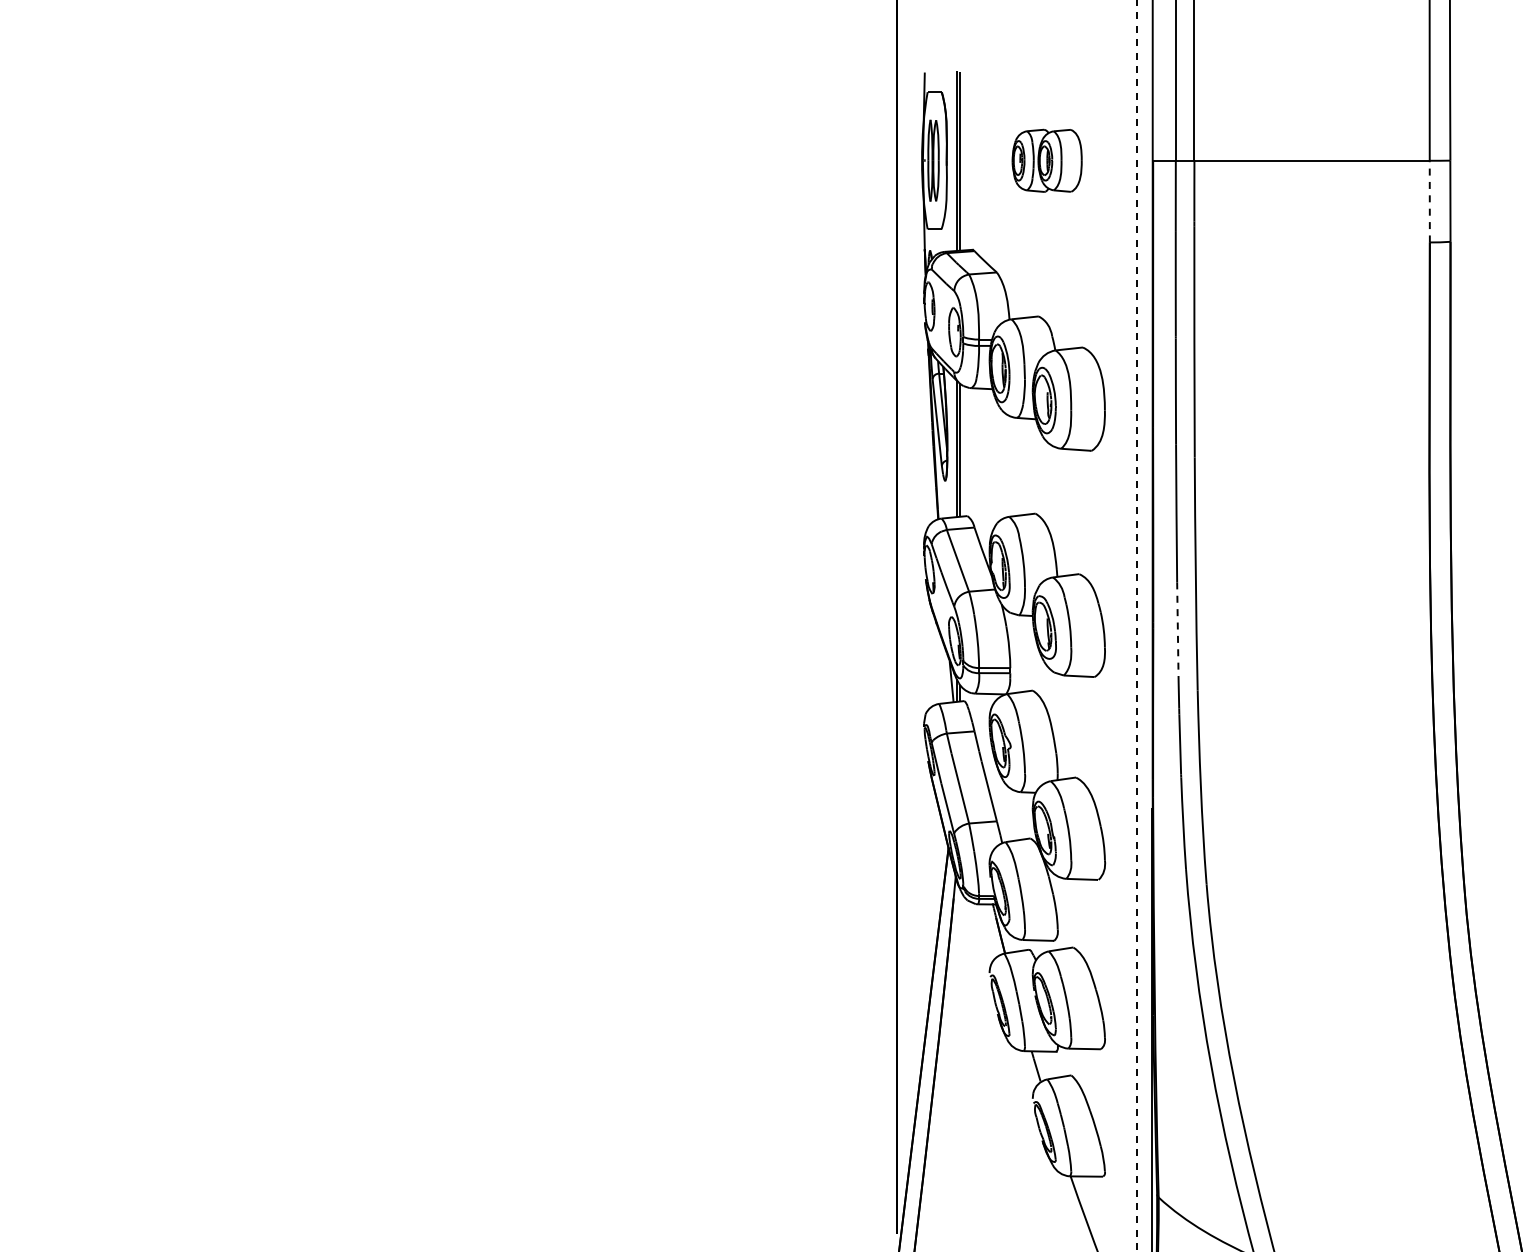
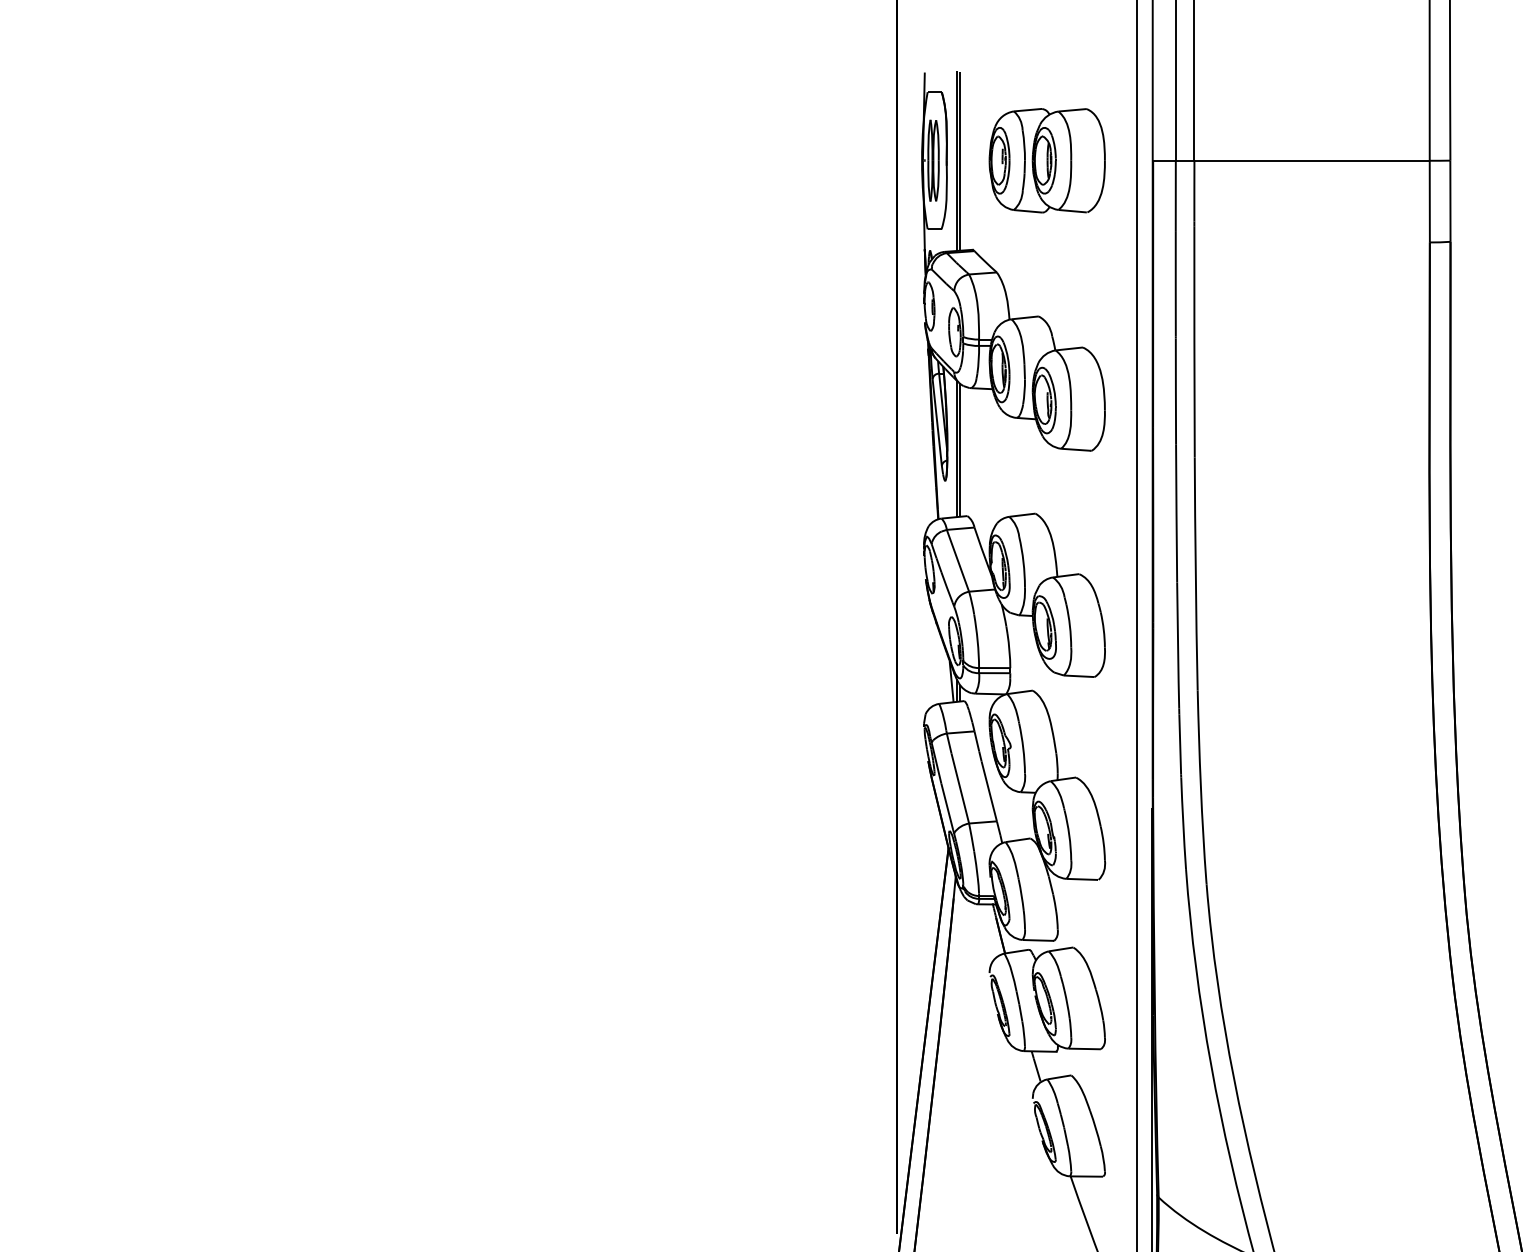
part size: 72x65 px -> 118x106 px (1046, 160)
line: dashed -> solid (1429, 201)
line: dashed -> solid (1137, 625)
line: dashed -> solid (1177, 632)
